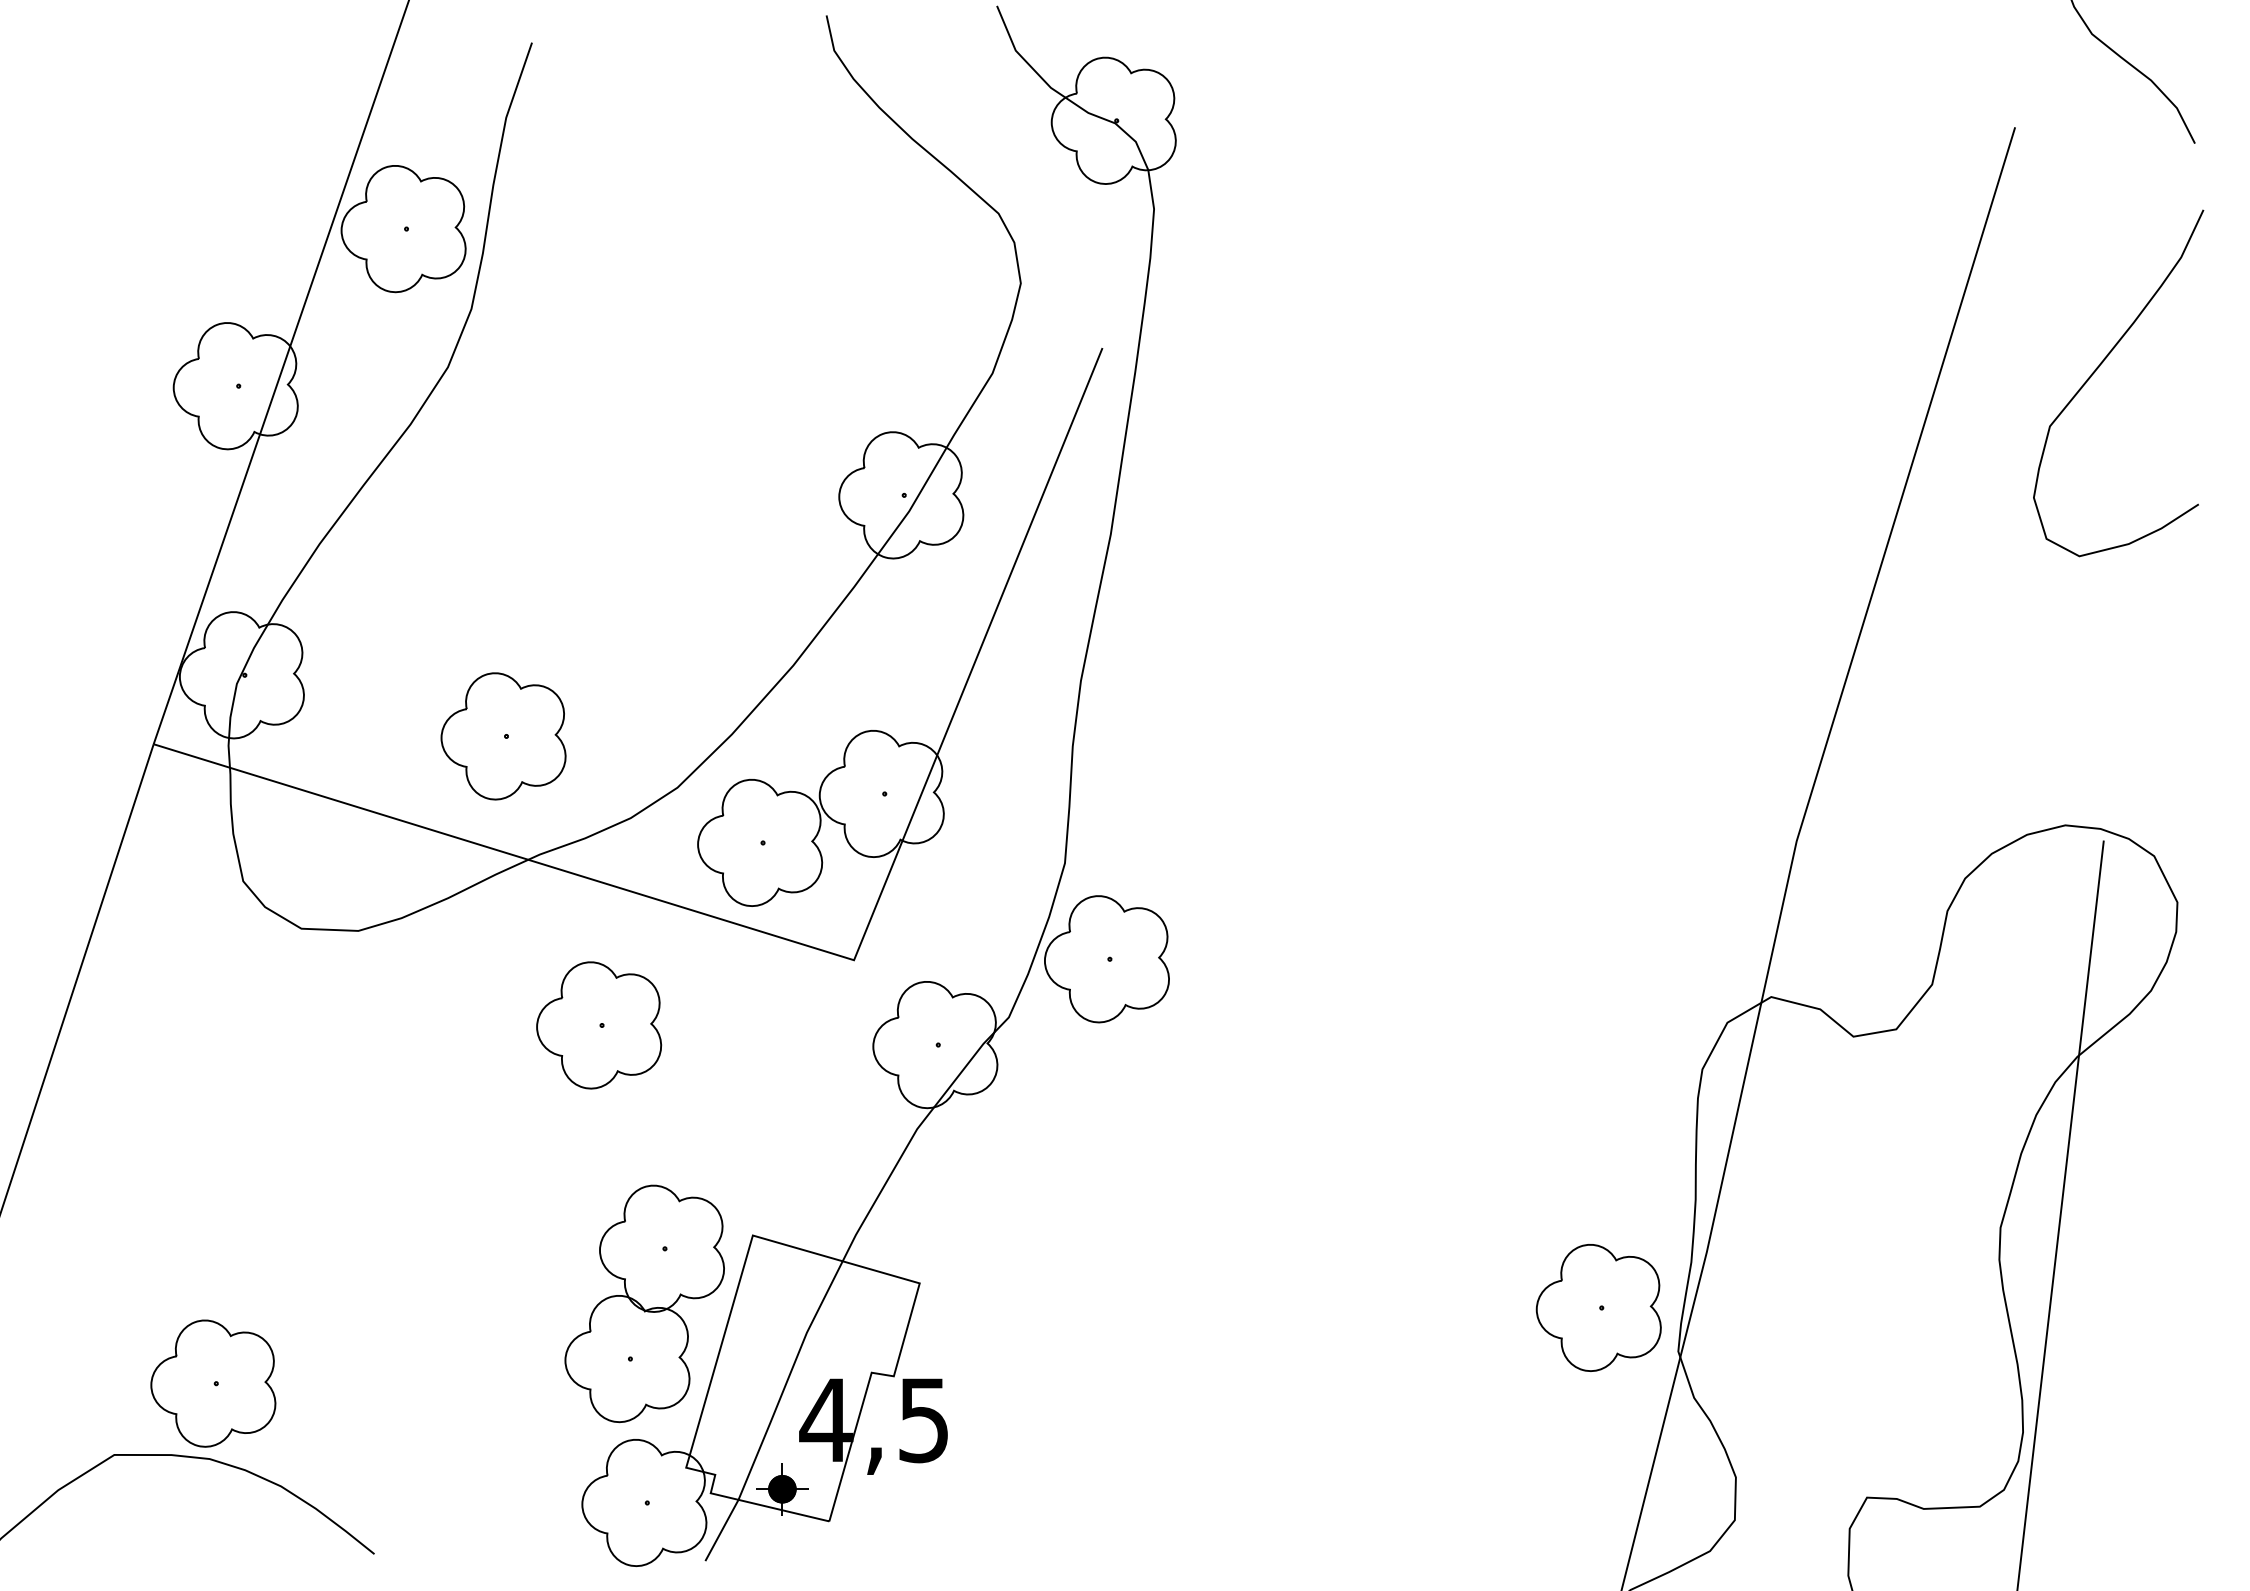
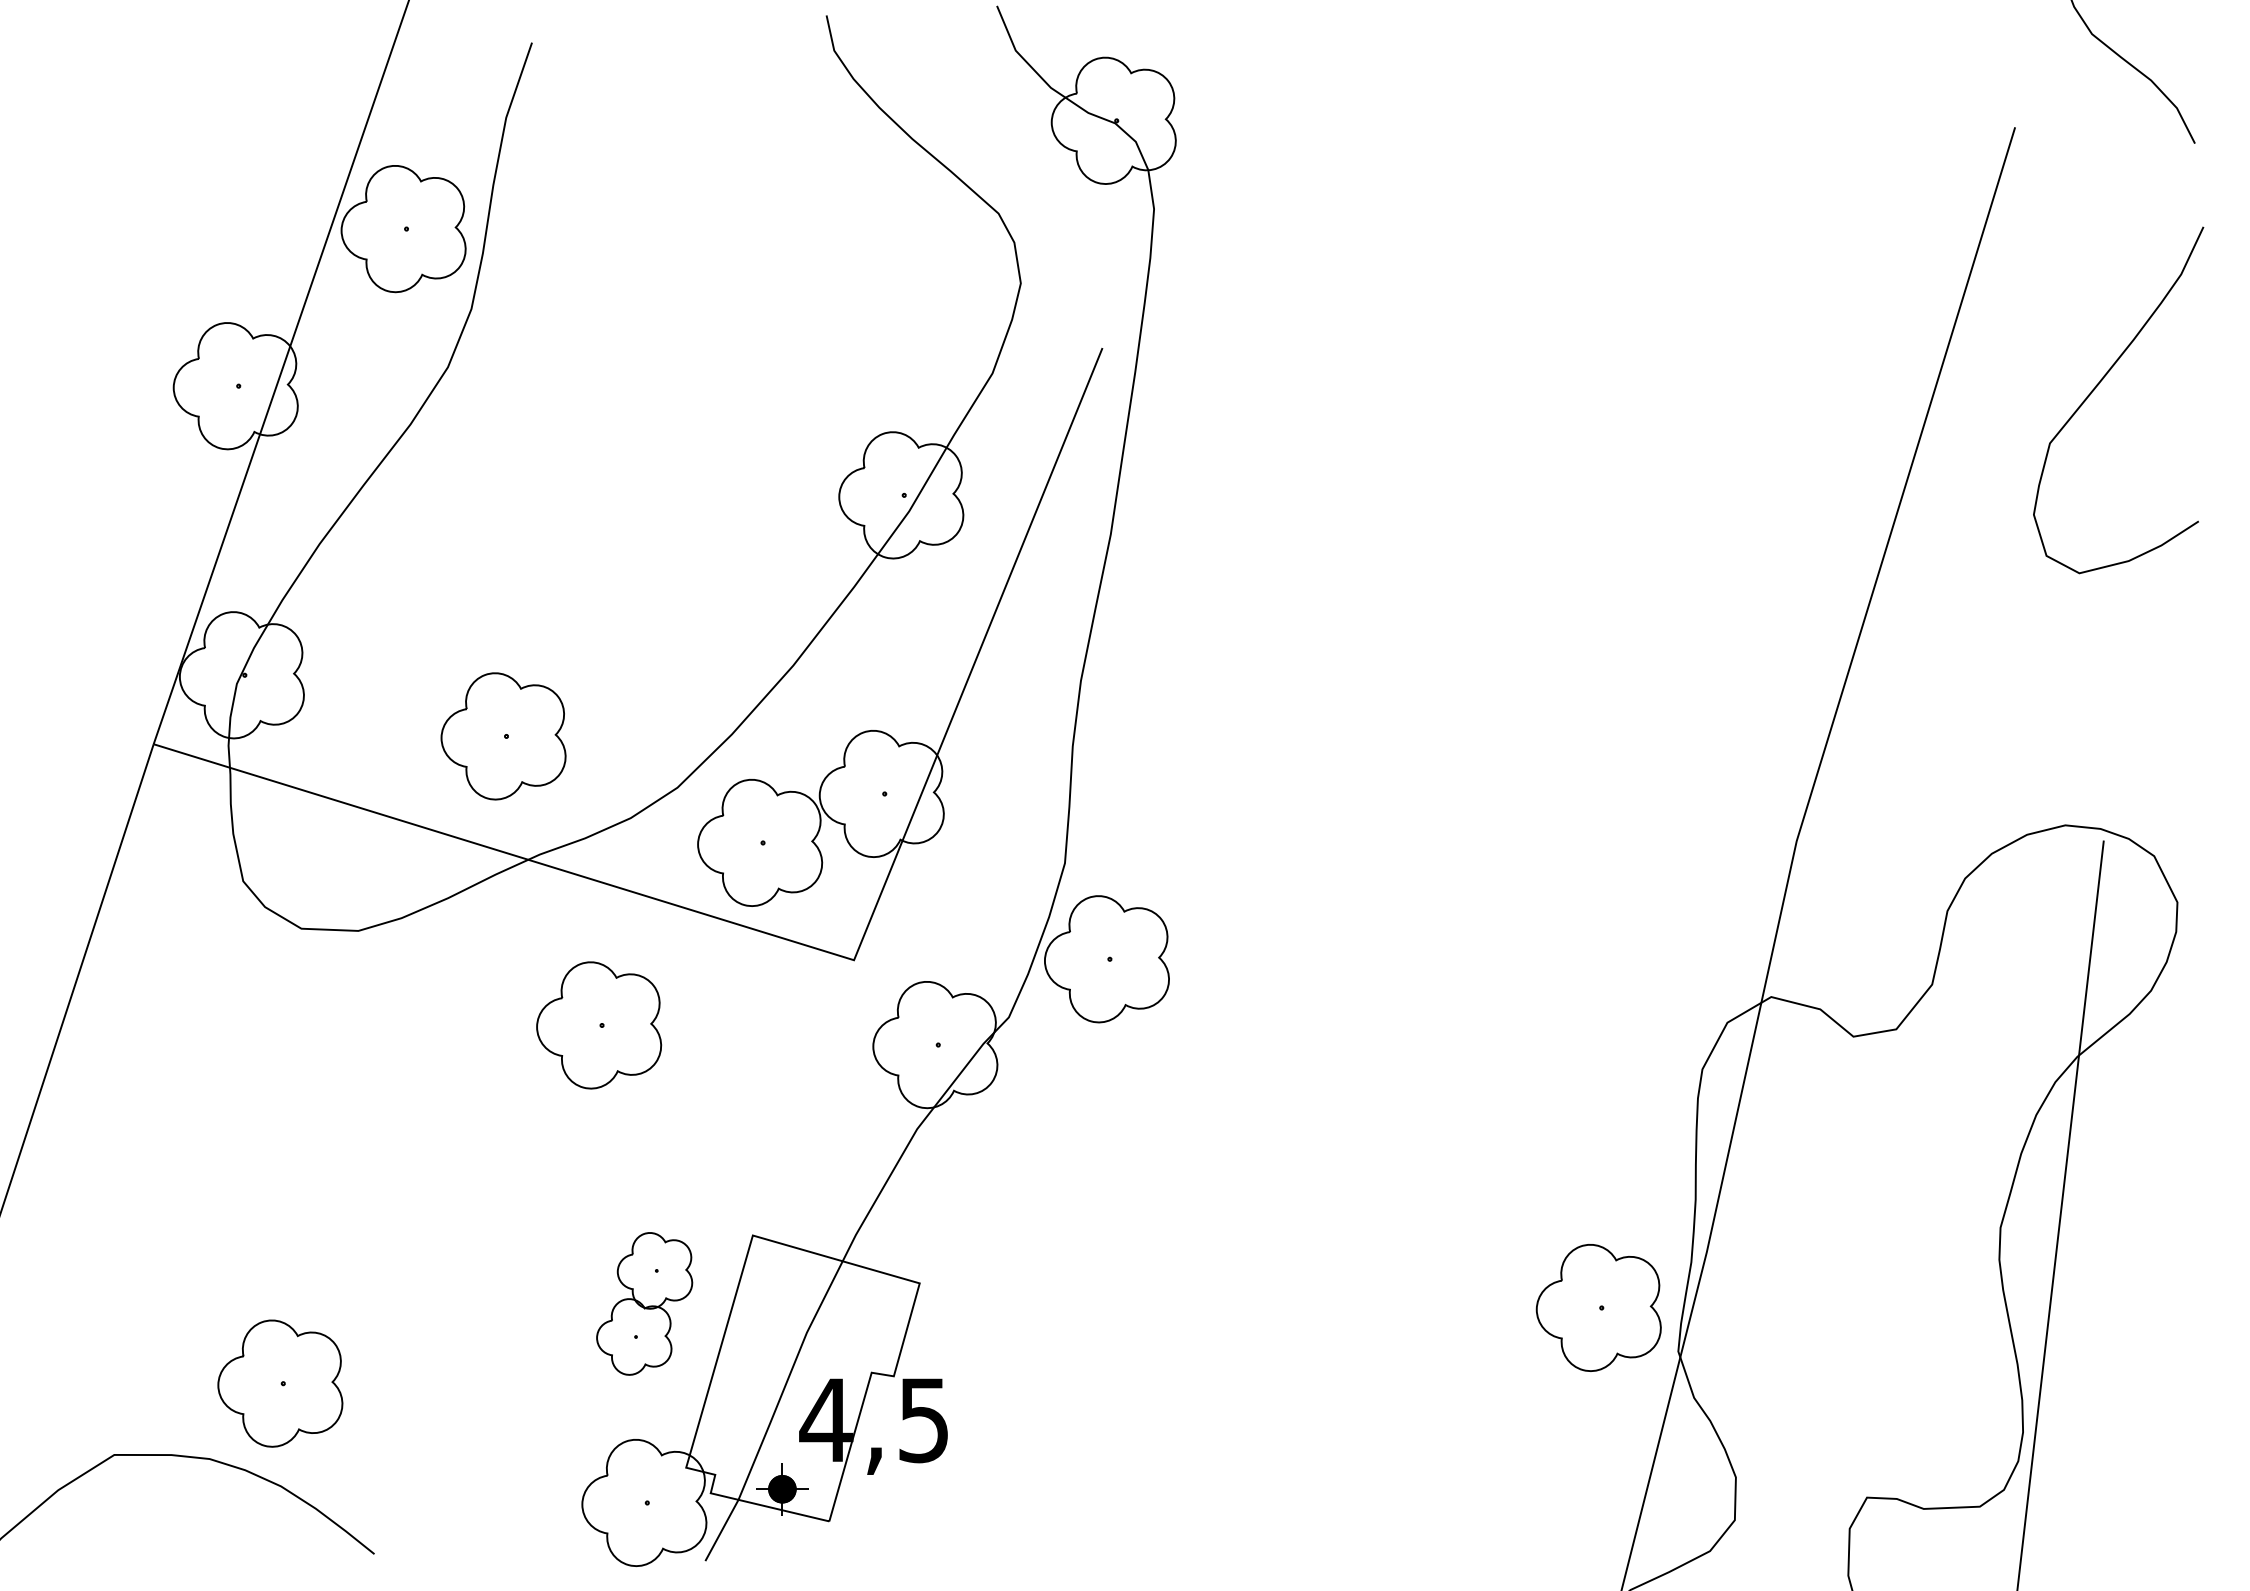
curve position: (2099, 367) -> (2099, 384) (2099, 384)
part size: 161x240 px -> 98x144 px (644, 1303)
part position: (213, 1383) -> (280, 1383) (280, 1383)
